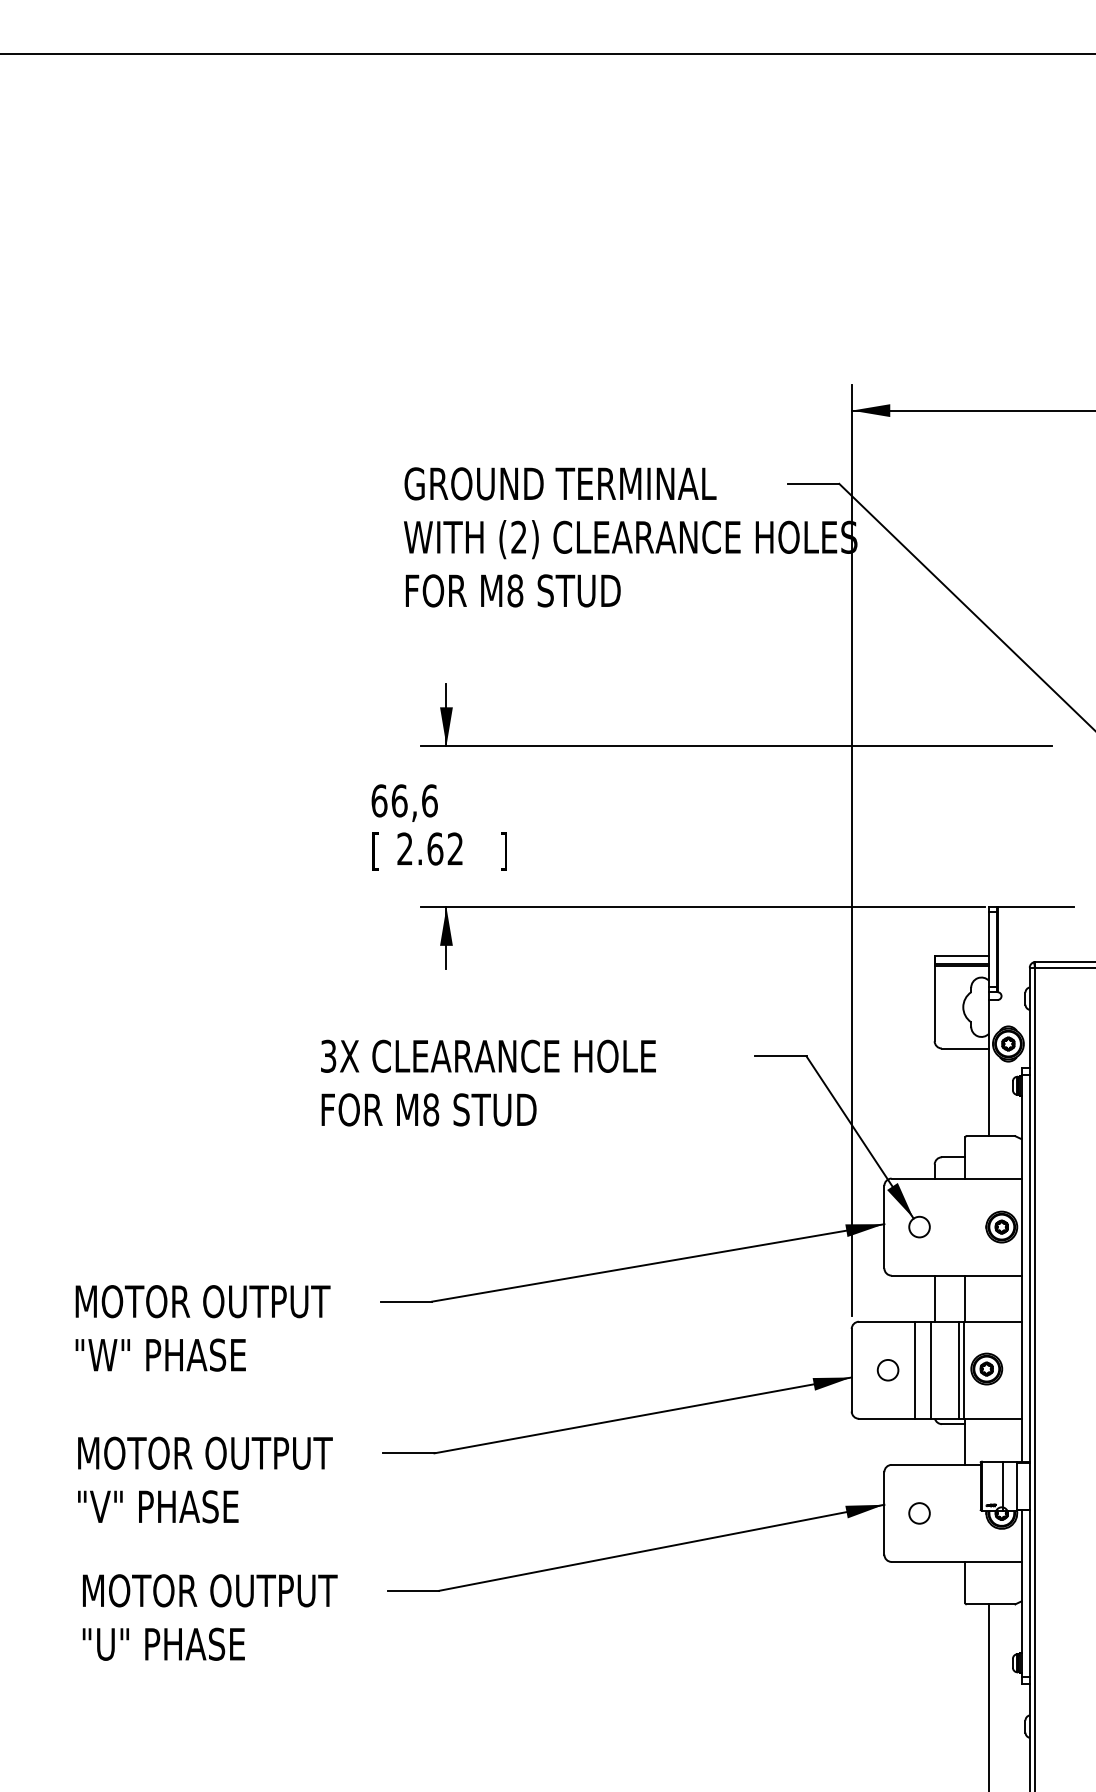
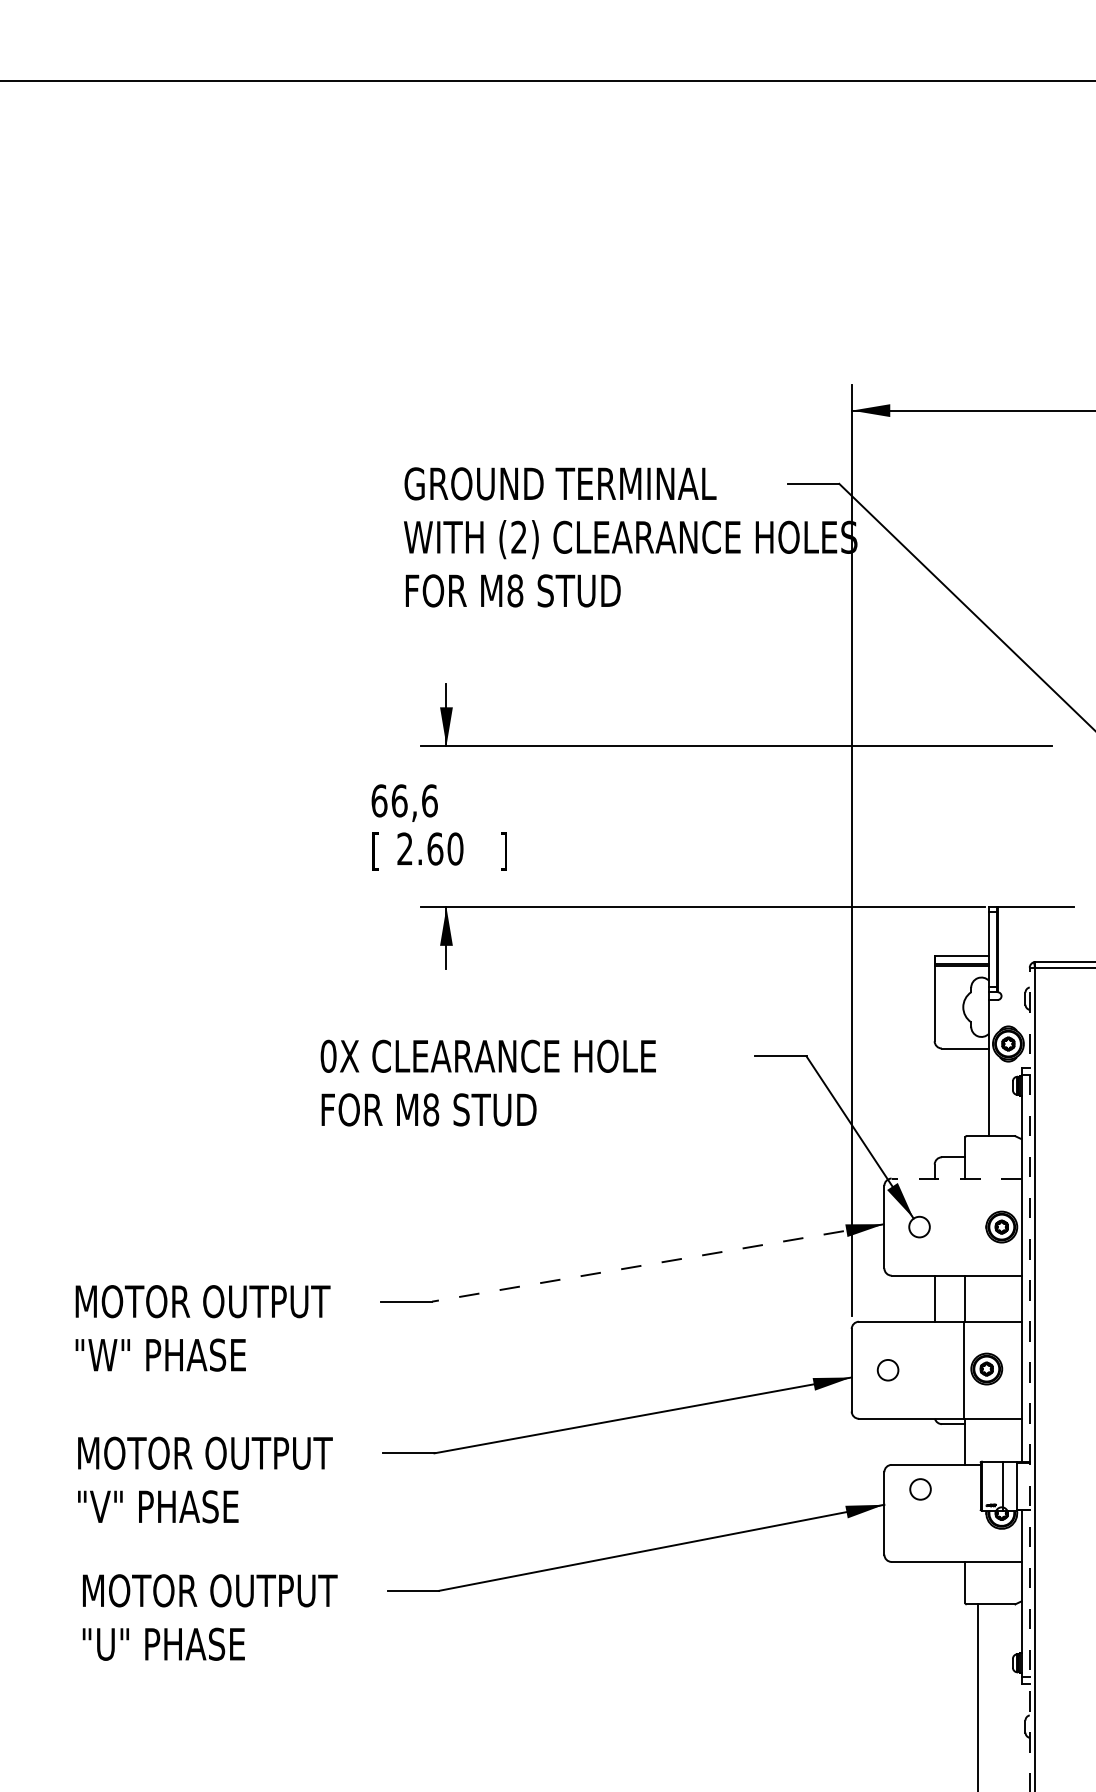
line position: (547, 53) -> (547, 80) (547, 80)
text: 2.62 -> 2.60 (455, 848)
text: 3X -> 0X (328, 1055)
line: solid -> dashed (956, 1178)
line: solid -> dashed (657, 1263)
line: present -> none (914, 1369)
line: present -> none (930, 1369)
line: present -> none (958, 1369)
line: solid -> dashed (1029, 1379)
circle position: (919, 1513) -> (920, 1489) (920, 1489)
line position: (989, 1696) -> (978, 1696) (978, 1696)
